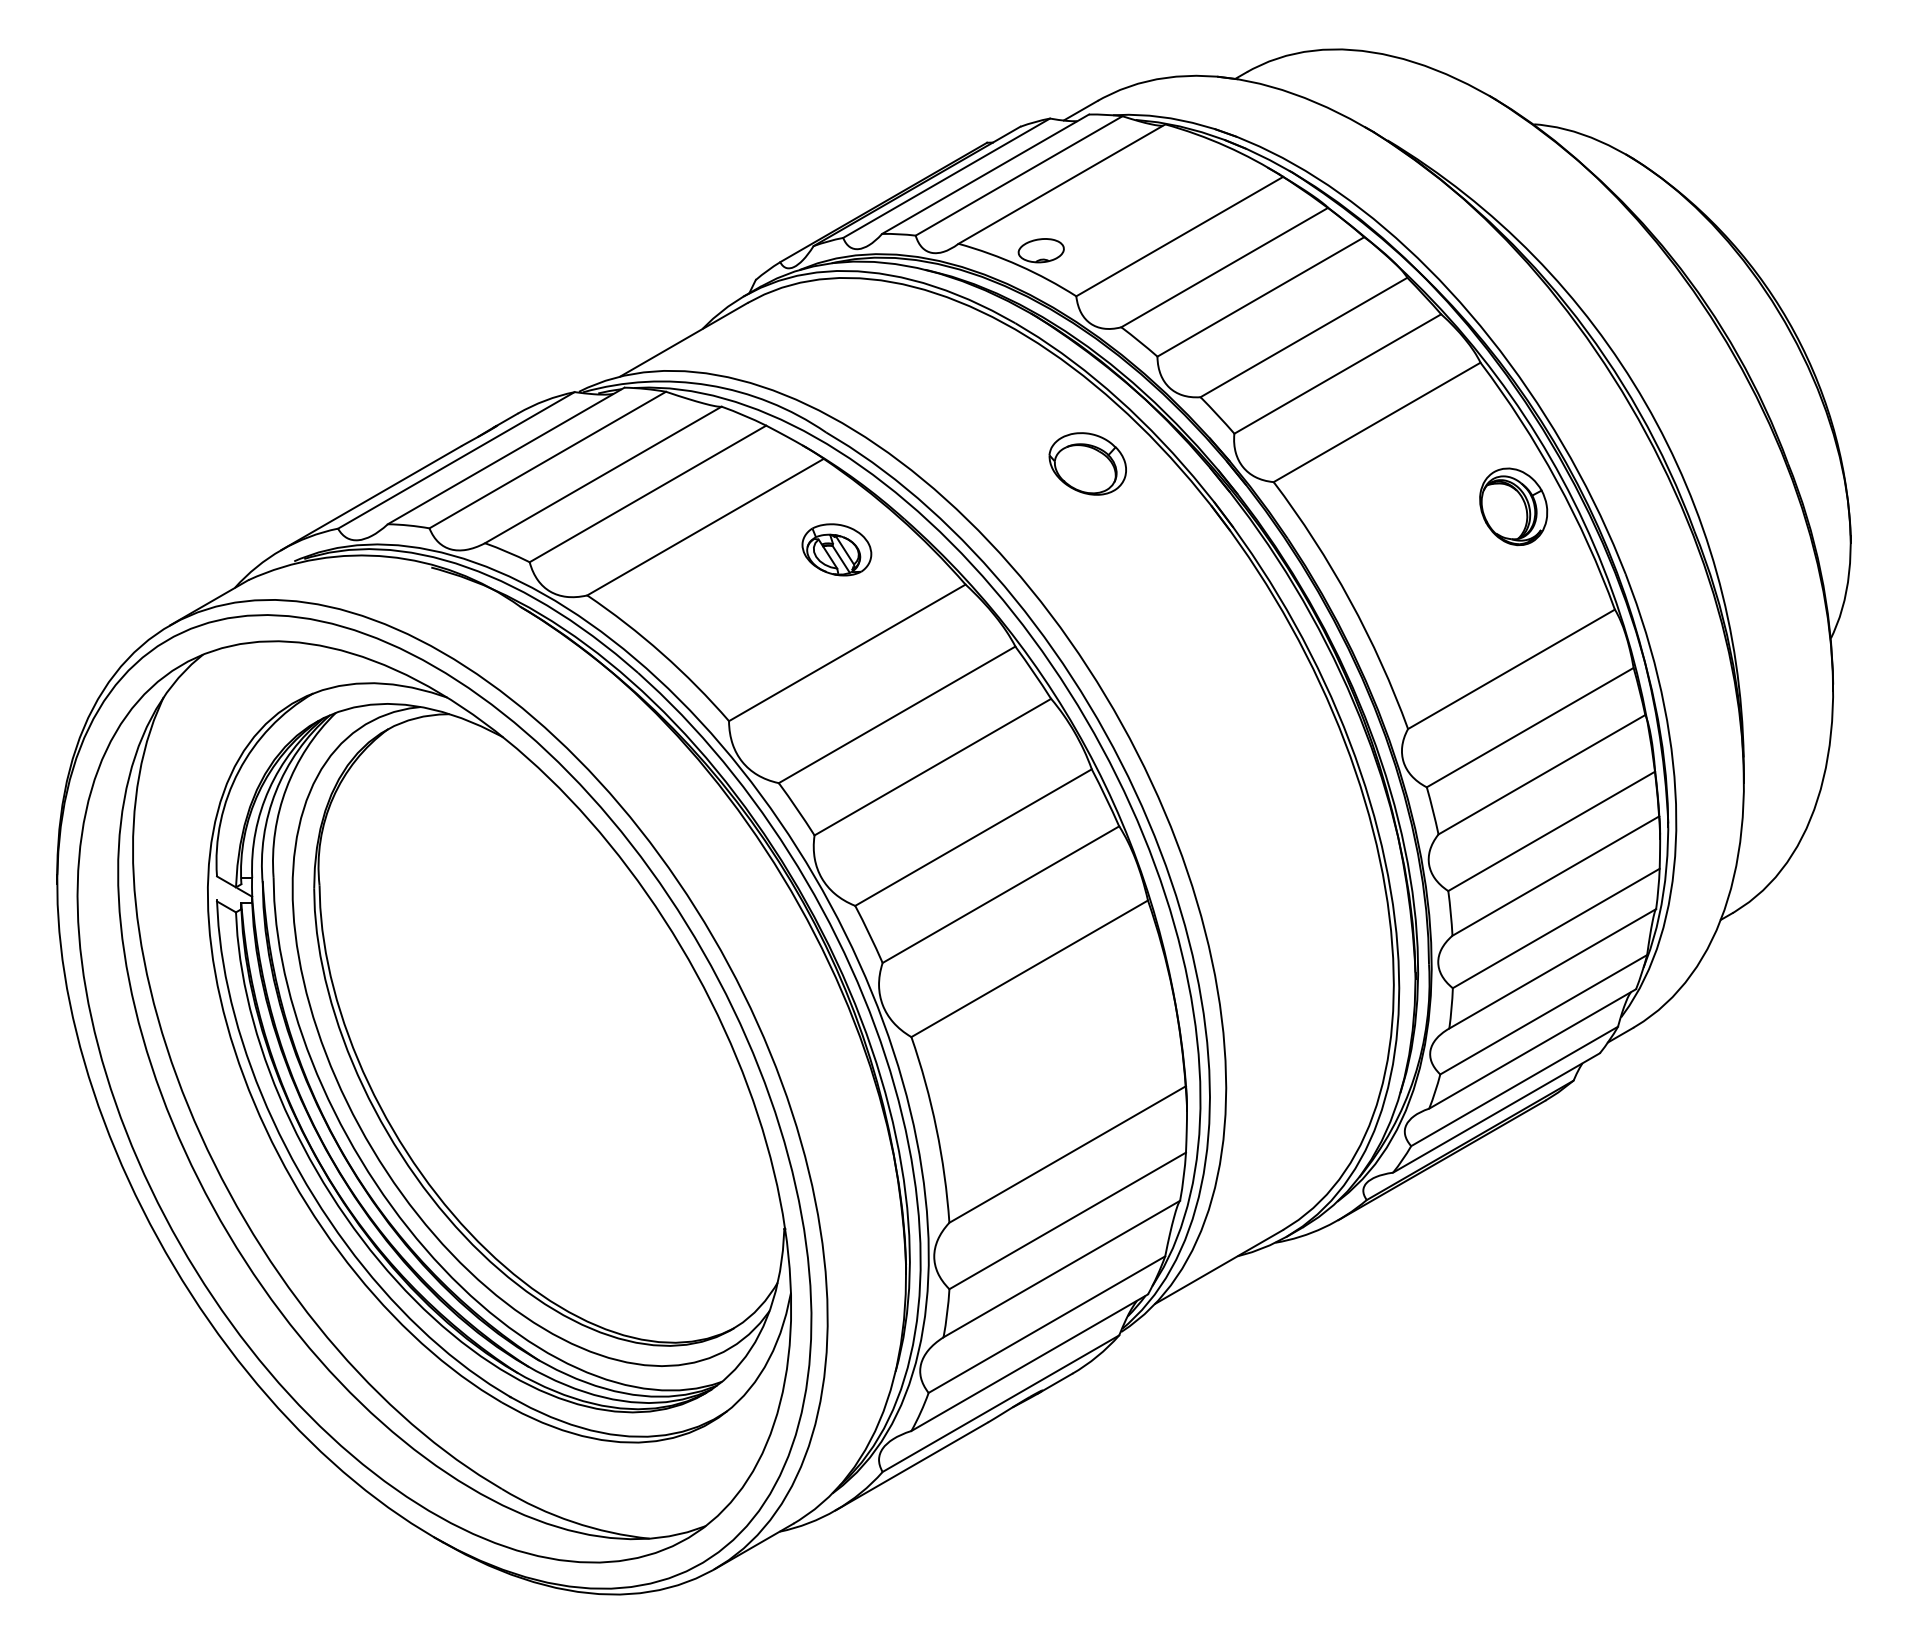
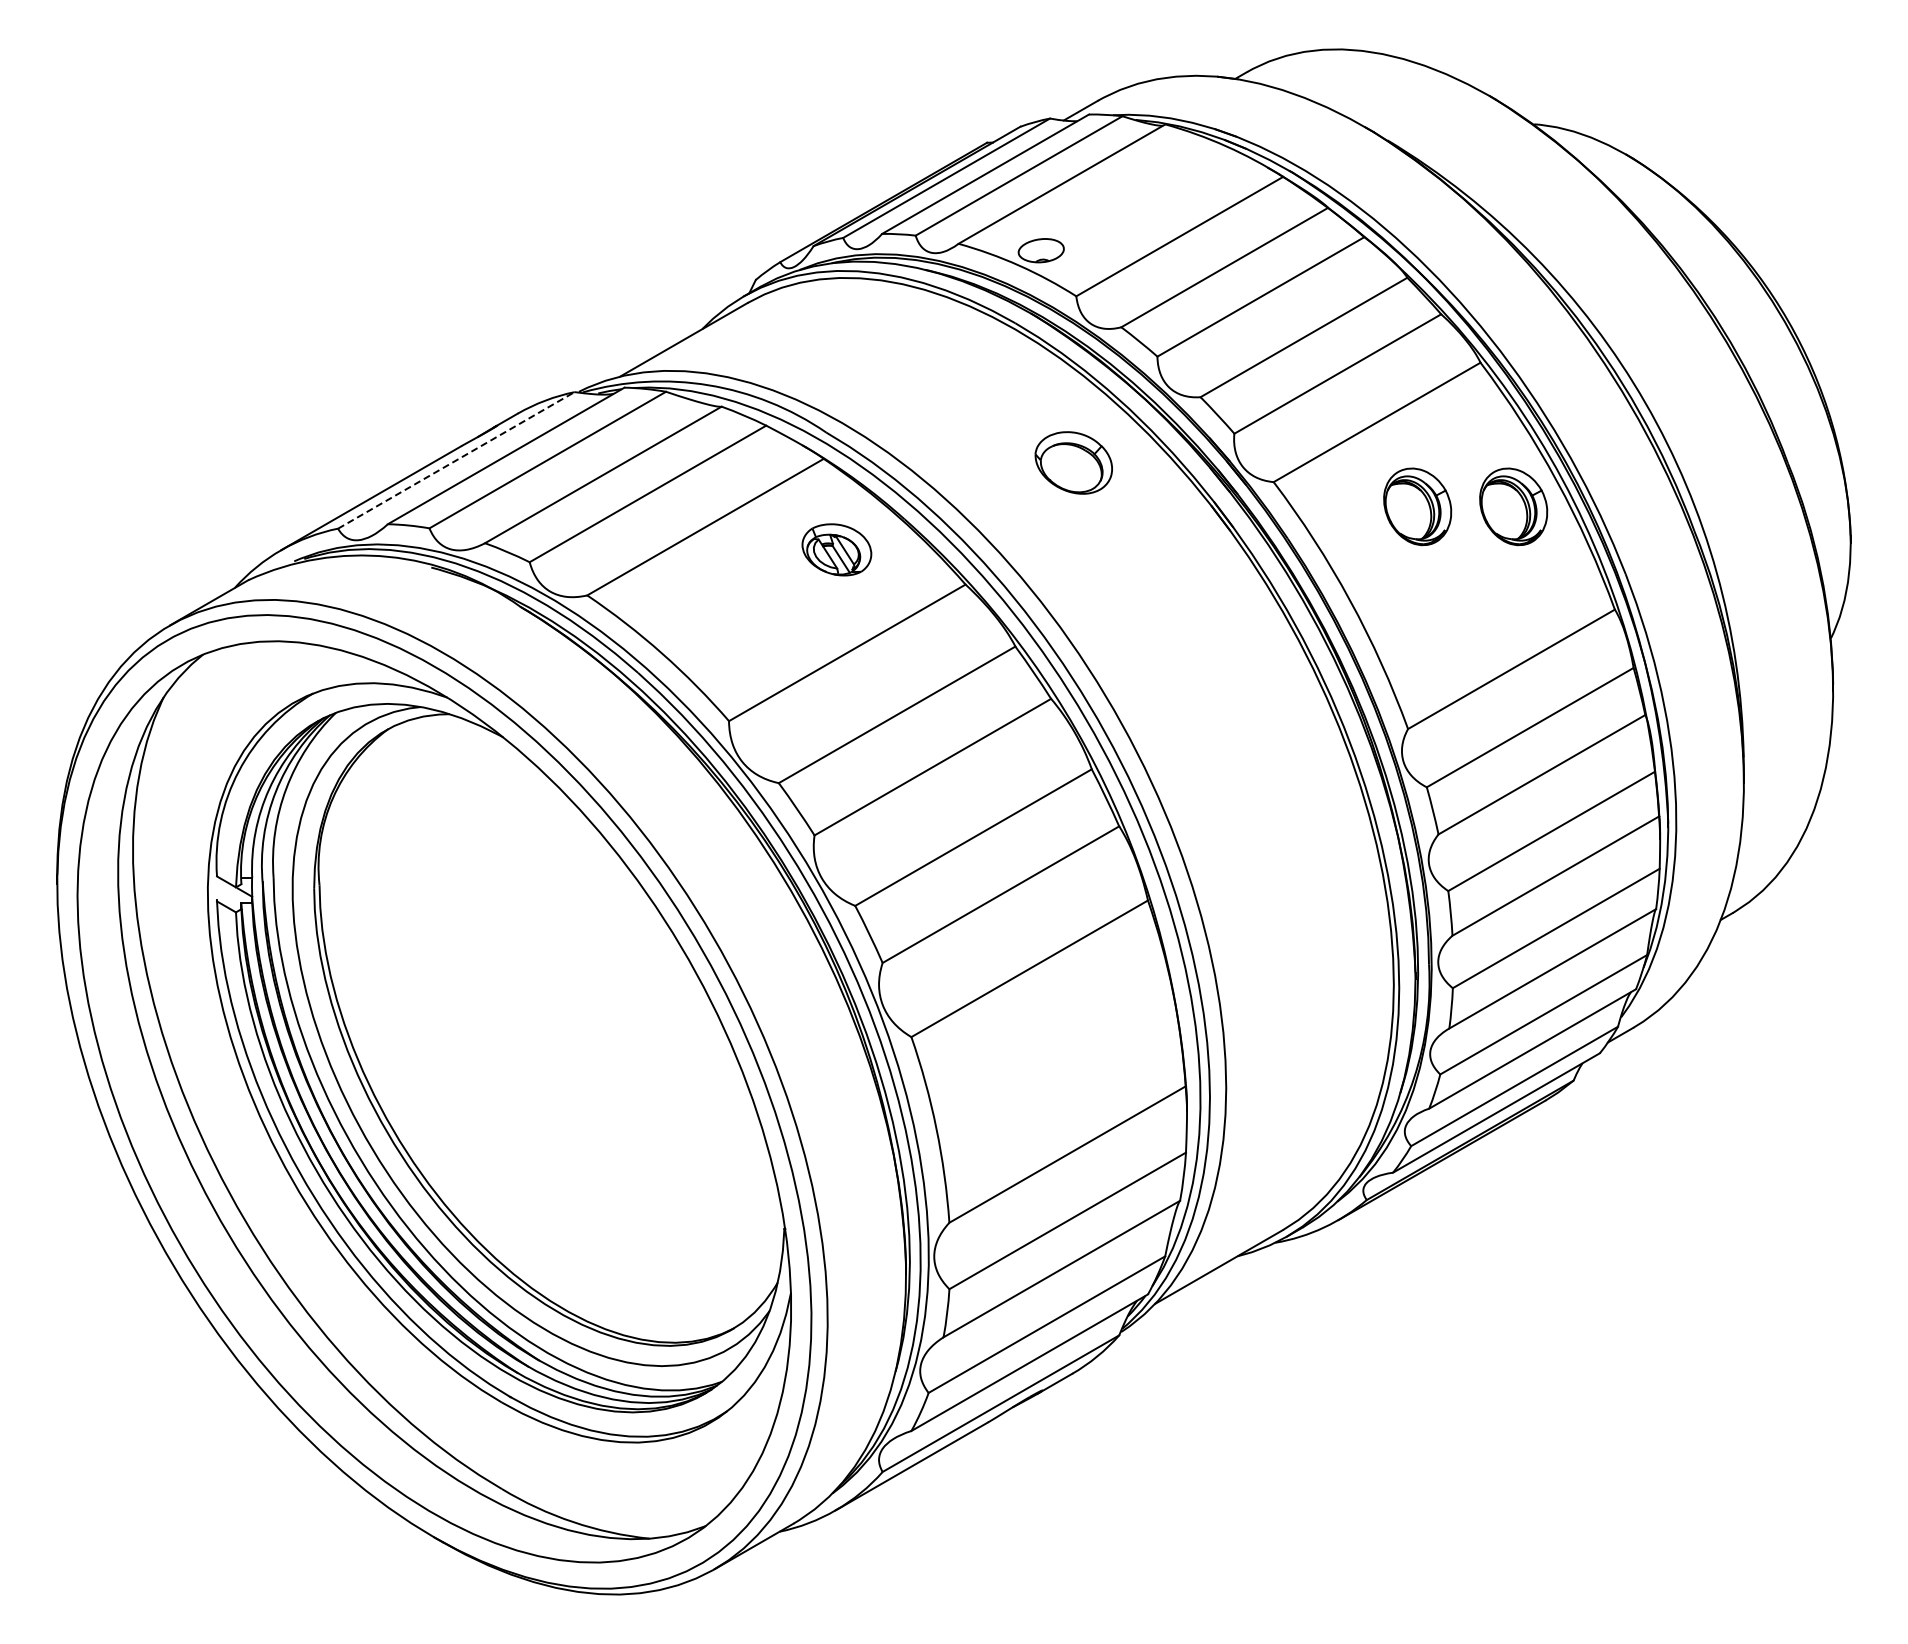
line: solid -> dashed (456, 460)
part position: (1087, 463) -> (1073, 462) (1073, 462)
part: none -> present (1417, 506)
